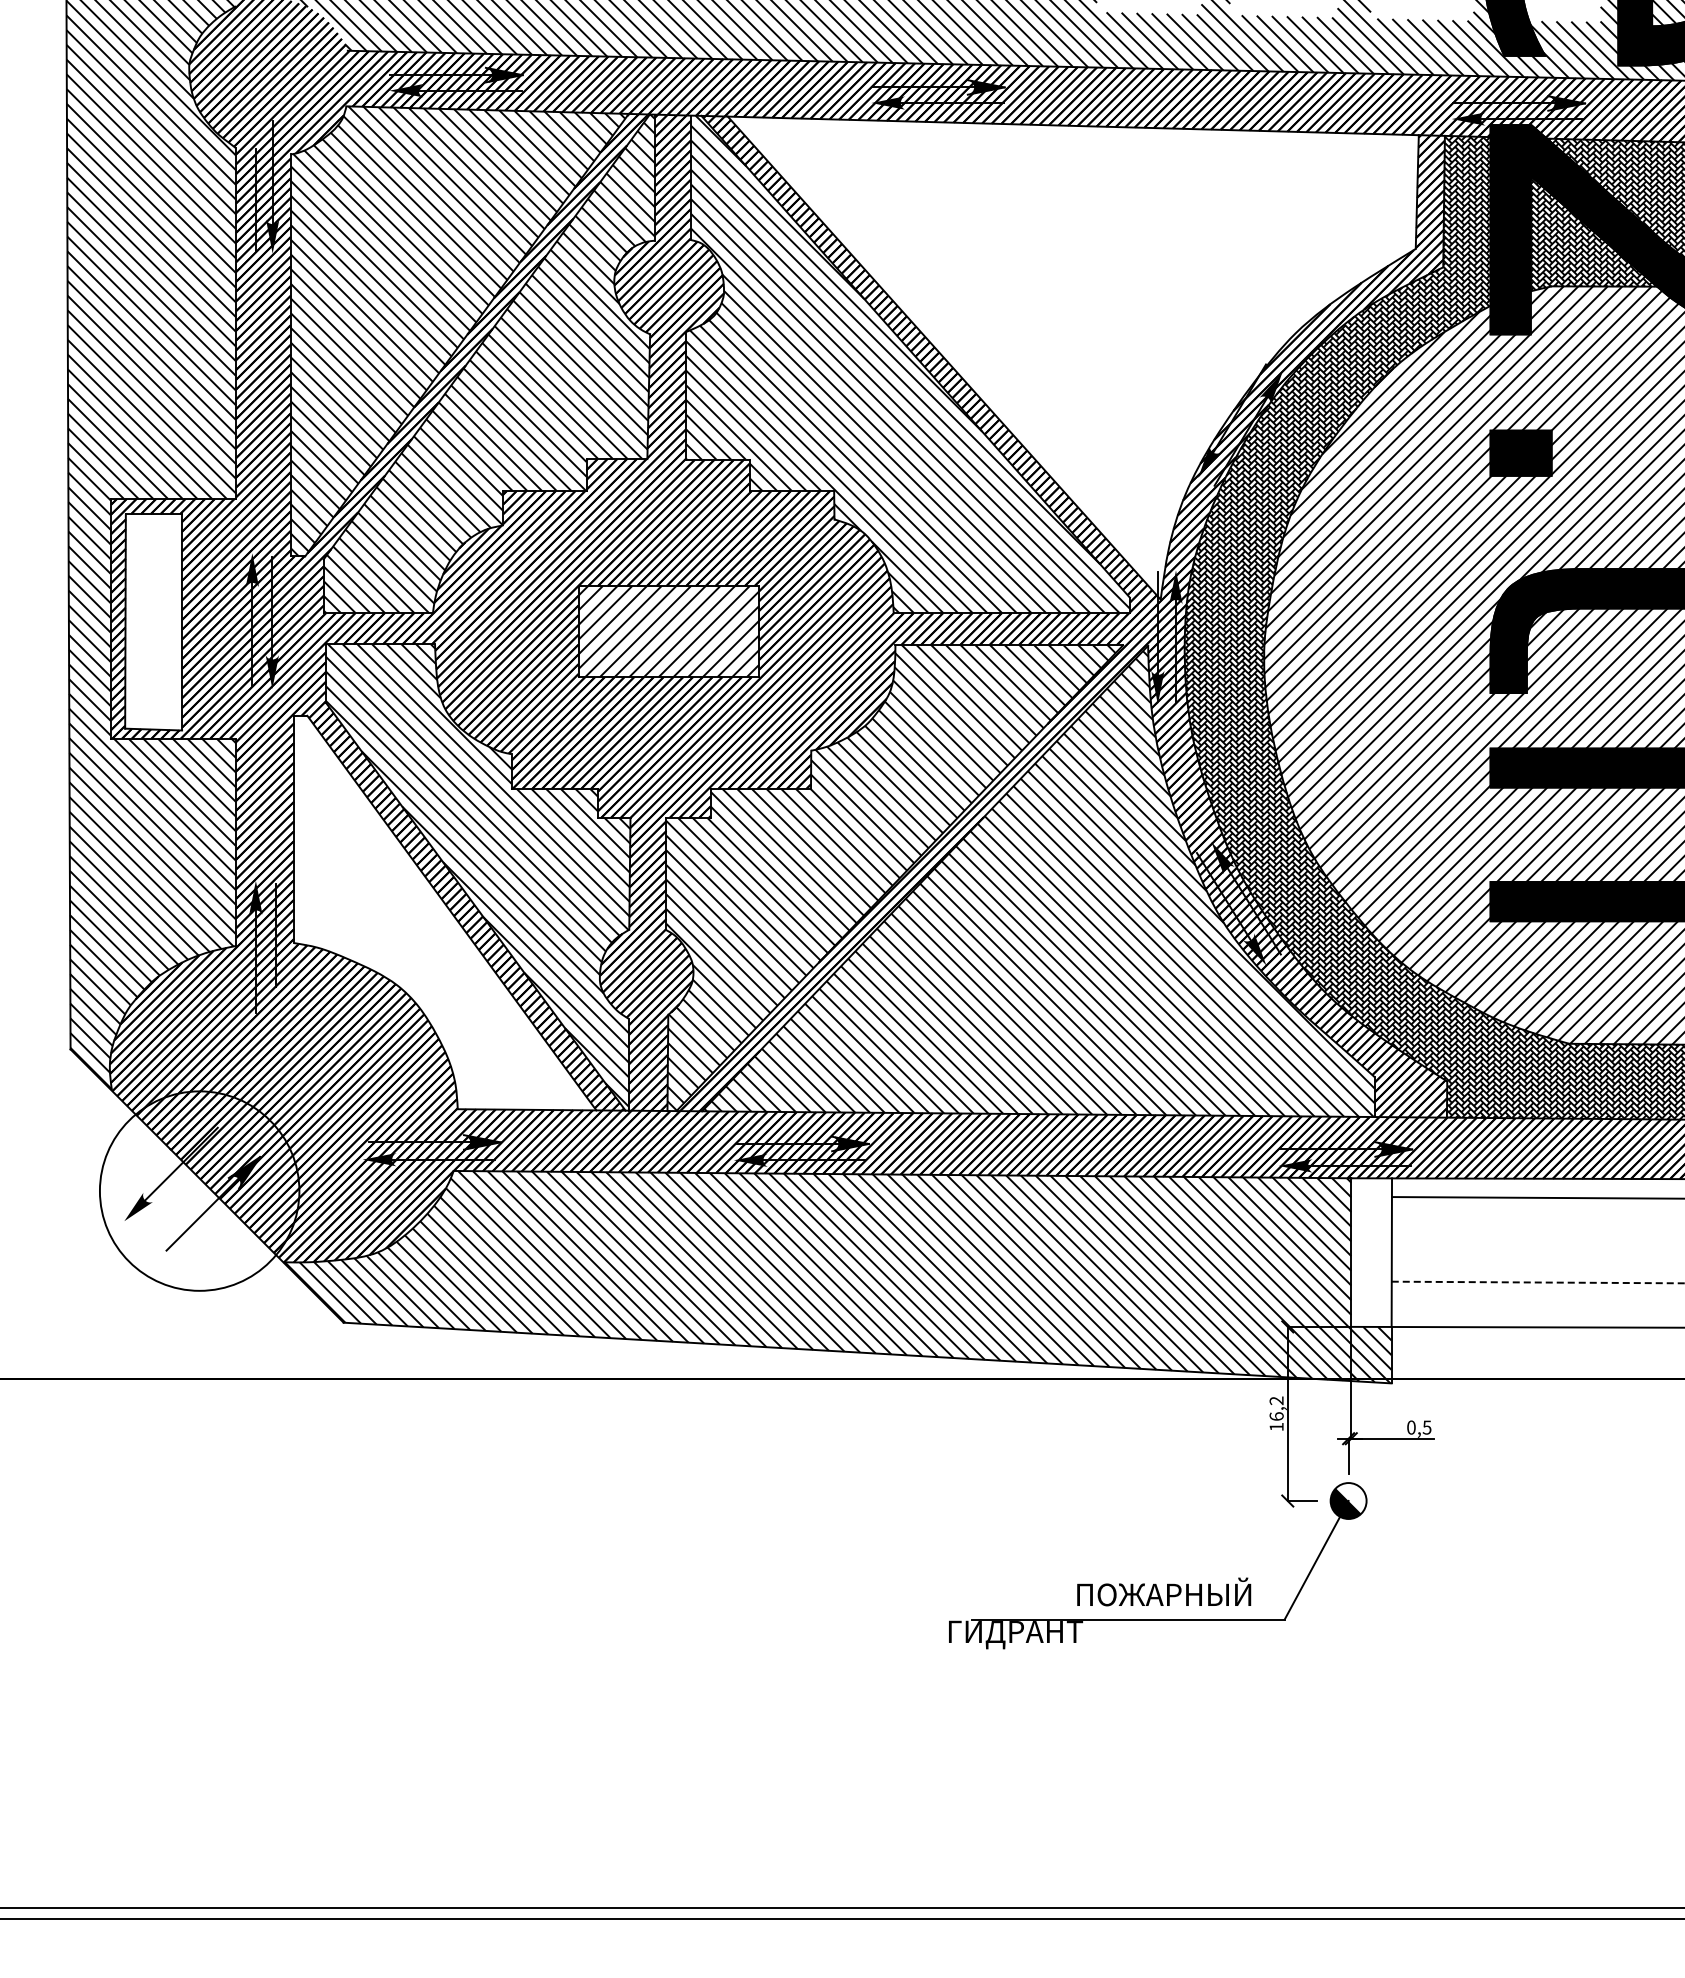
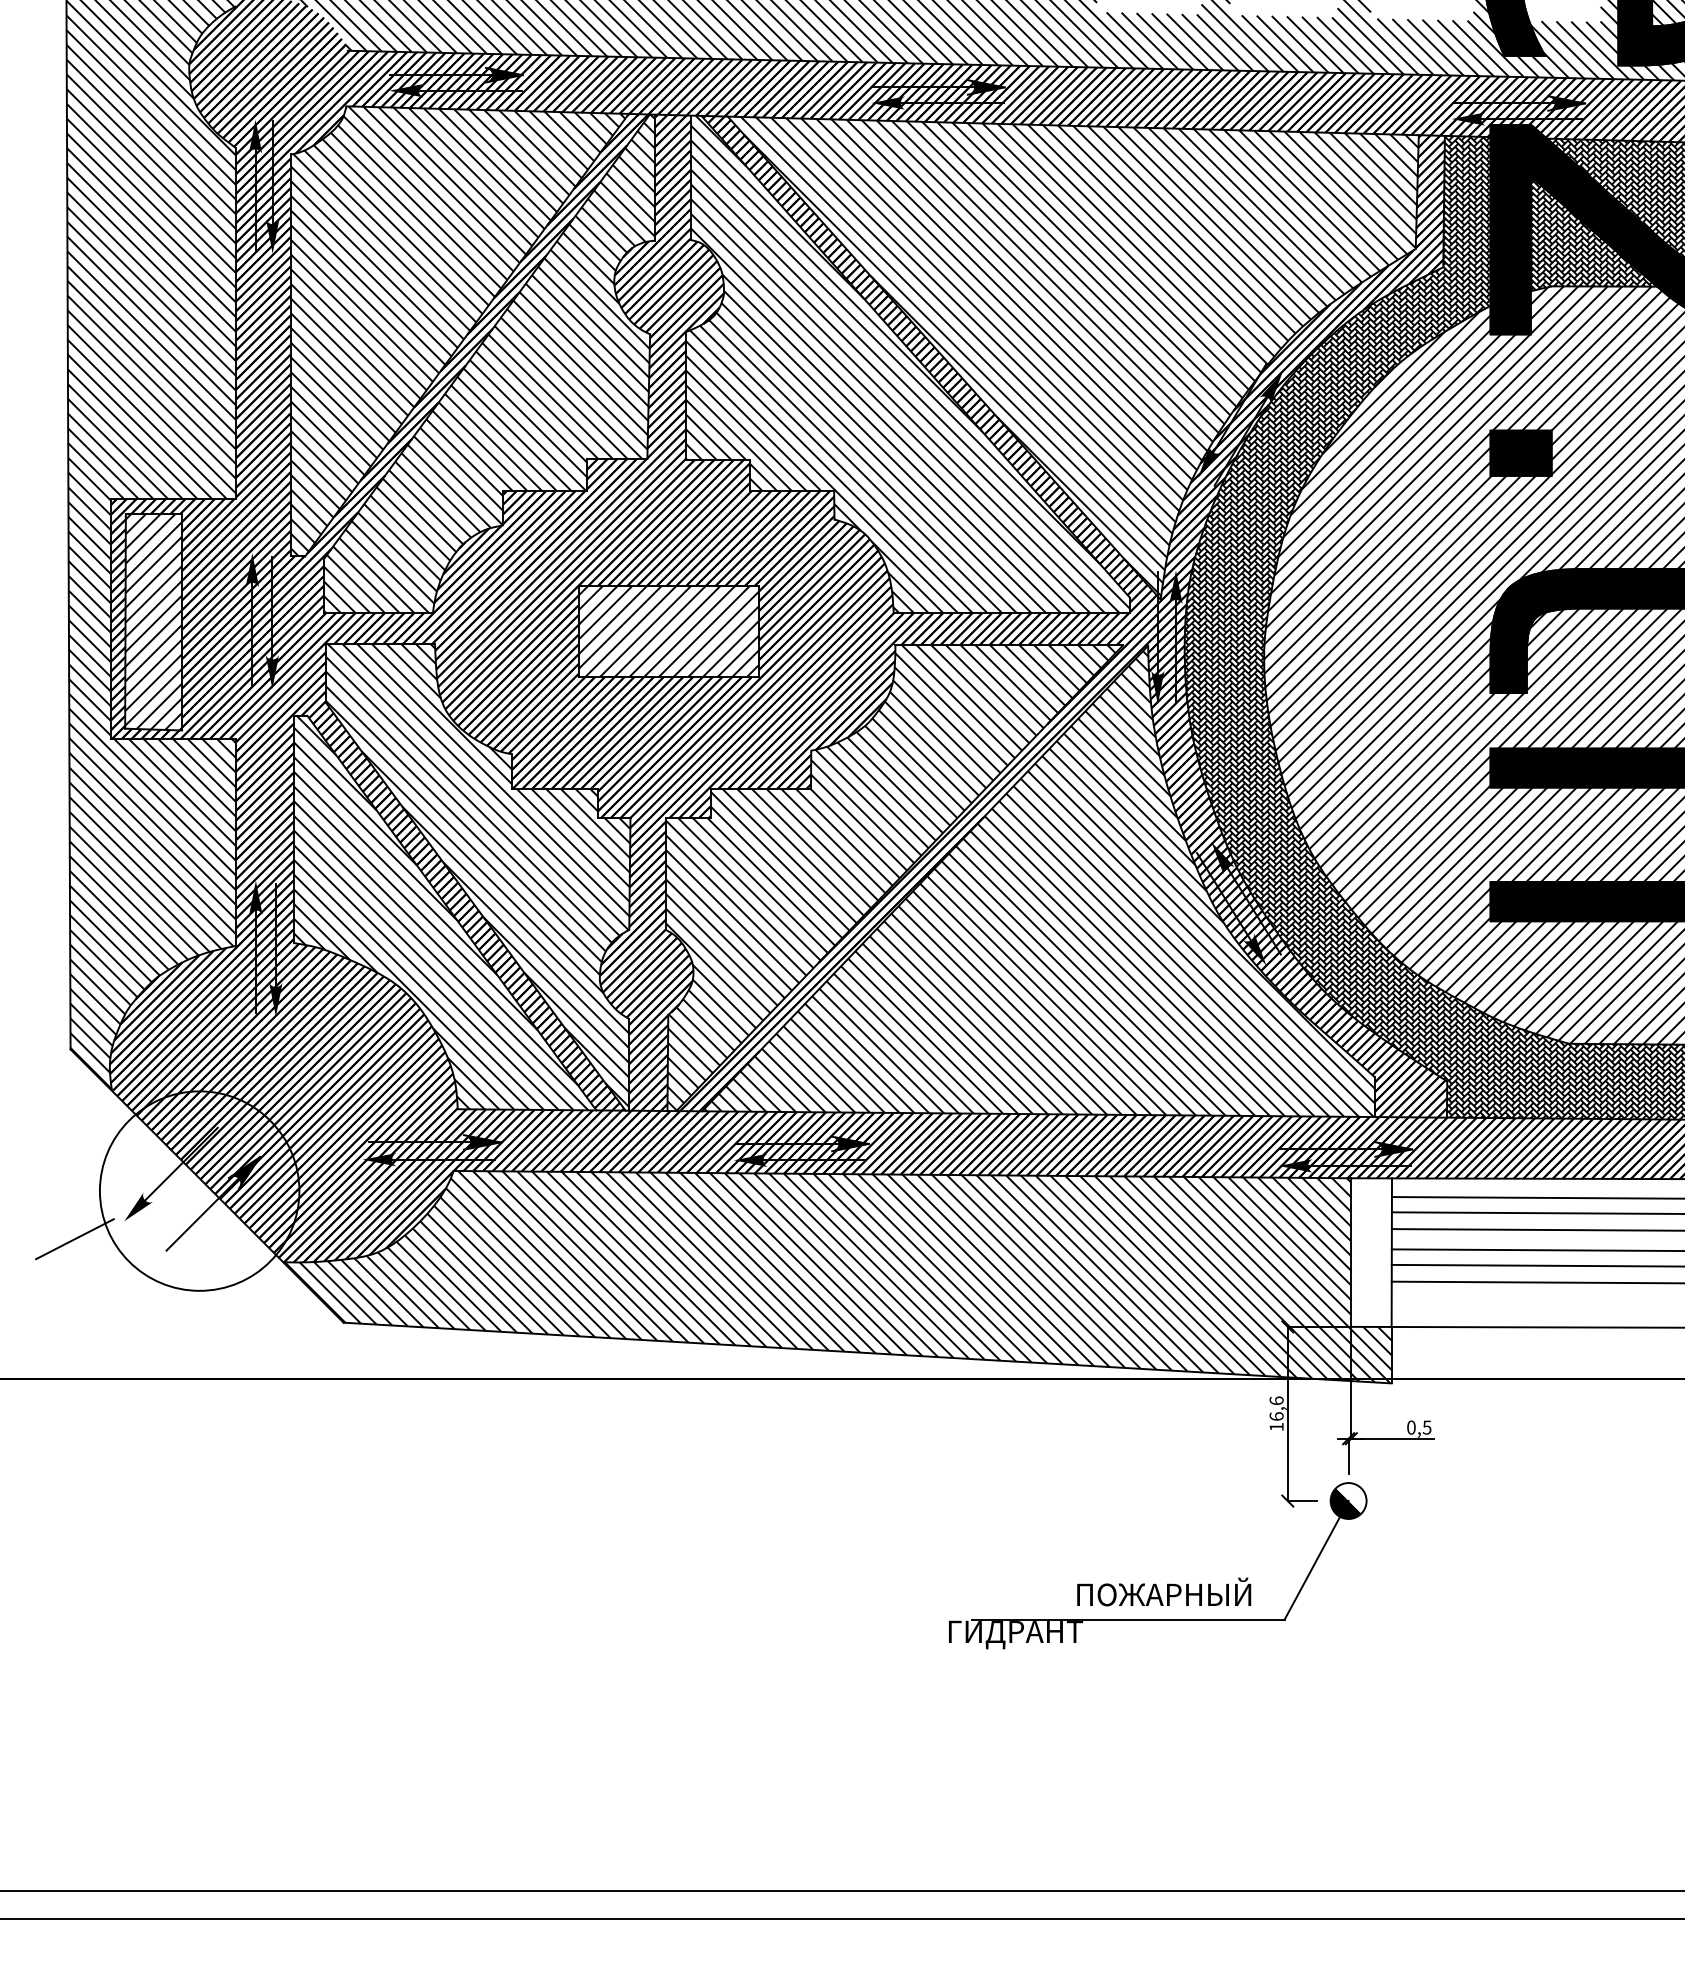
fill: none -> present (255, 136)
hatch: none -> present (1079, 355)
hatch: none -> present (153, 622)
hatch: none -> present (441, 912)
fill: none -> present (275, 999)
line: none -> present (1536, 1212)
line: none -> present (1536, 1229)
line: none -> present (74, 1239)
line: none -> present (1536, 1250)
line: none -> present (1536, 1265)
line: dashed -> solid (1538, 1282)
text: 16,2 -> 16,6 (1276, 1400)
line position: (841, 1907) -> (841, 1890) (841, 1890)
